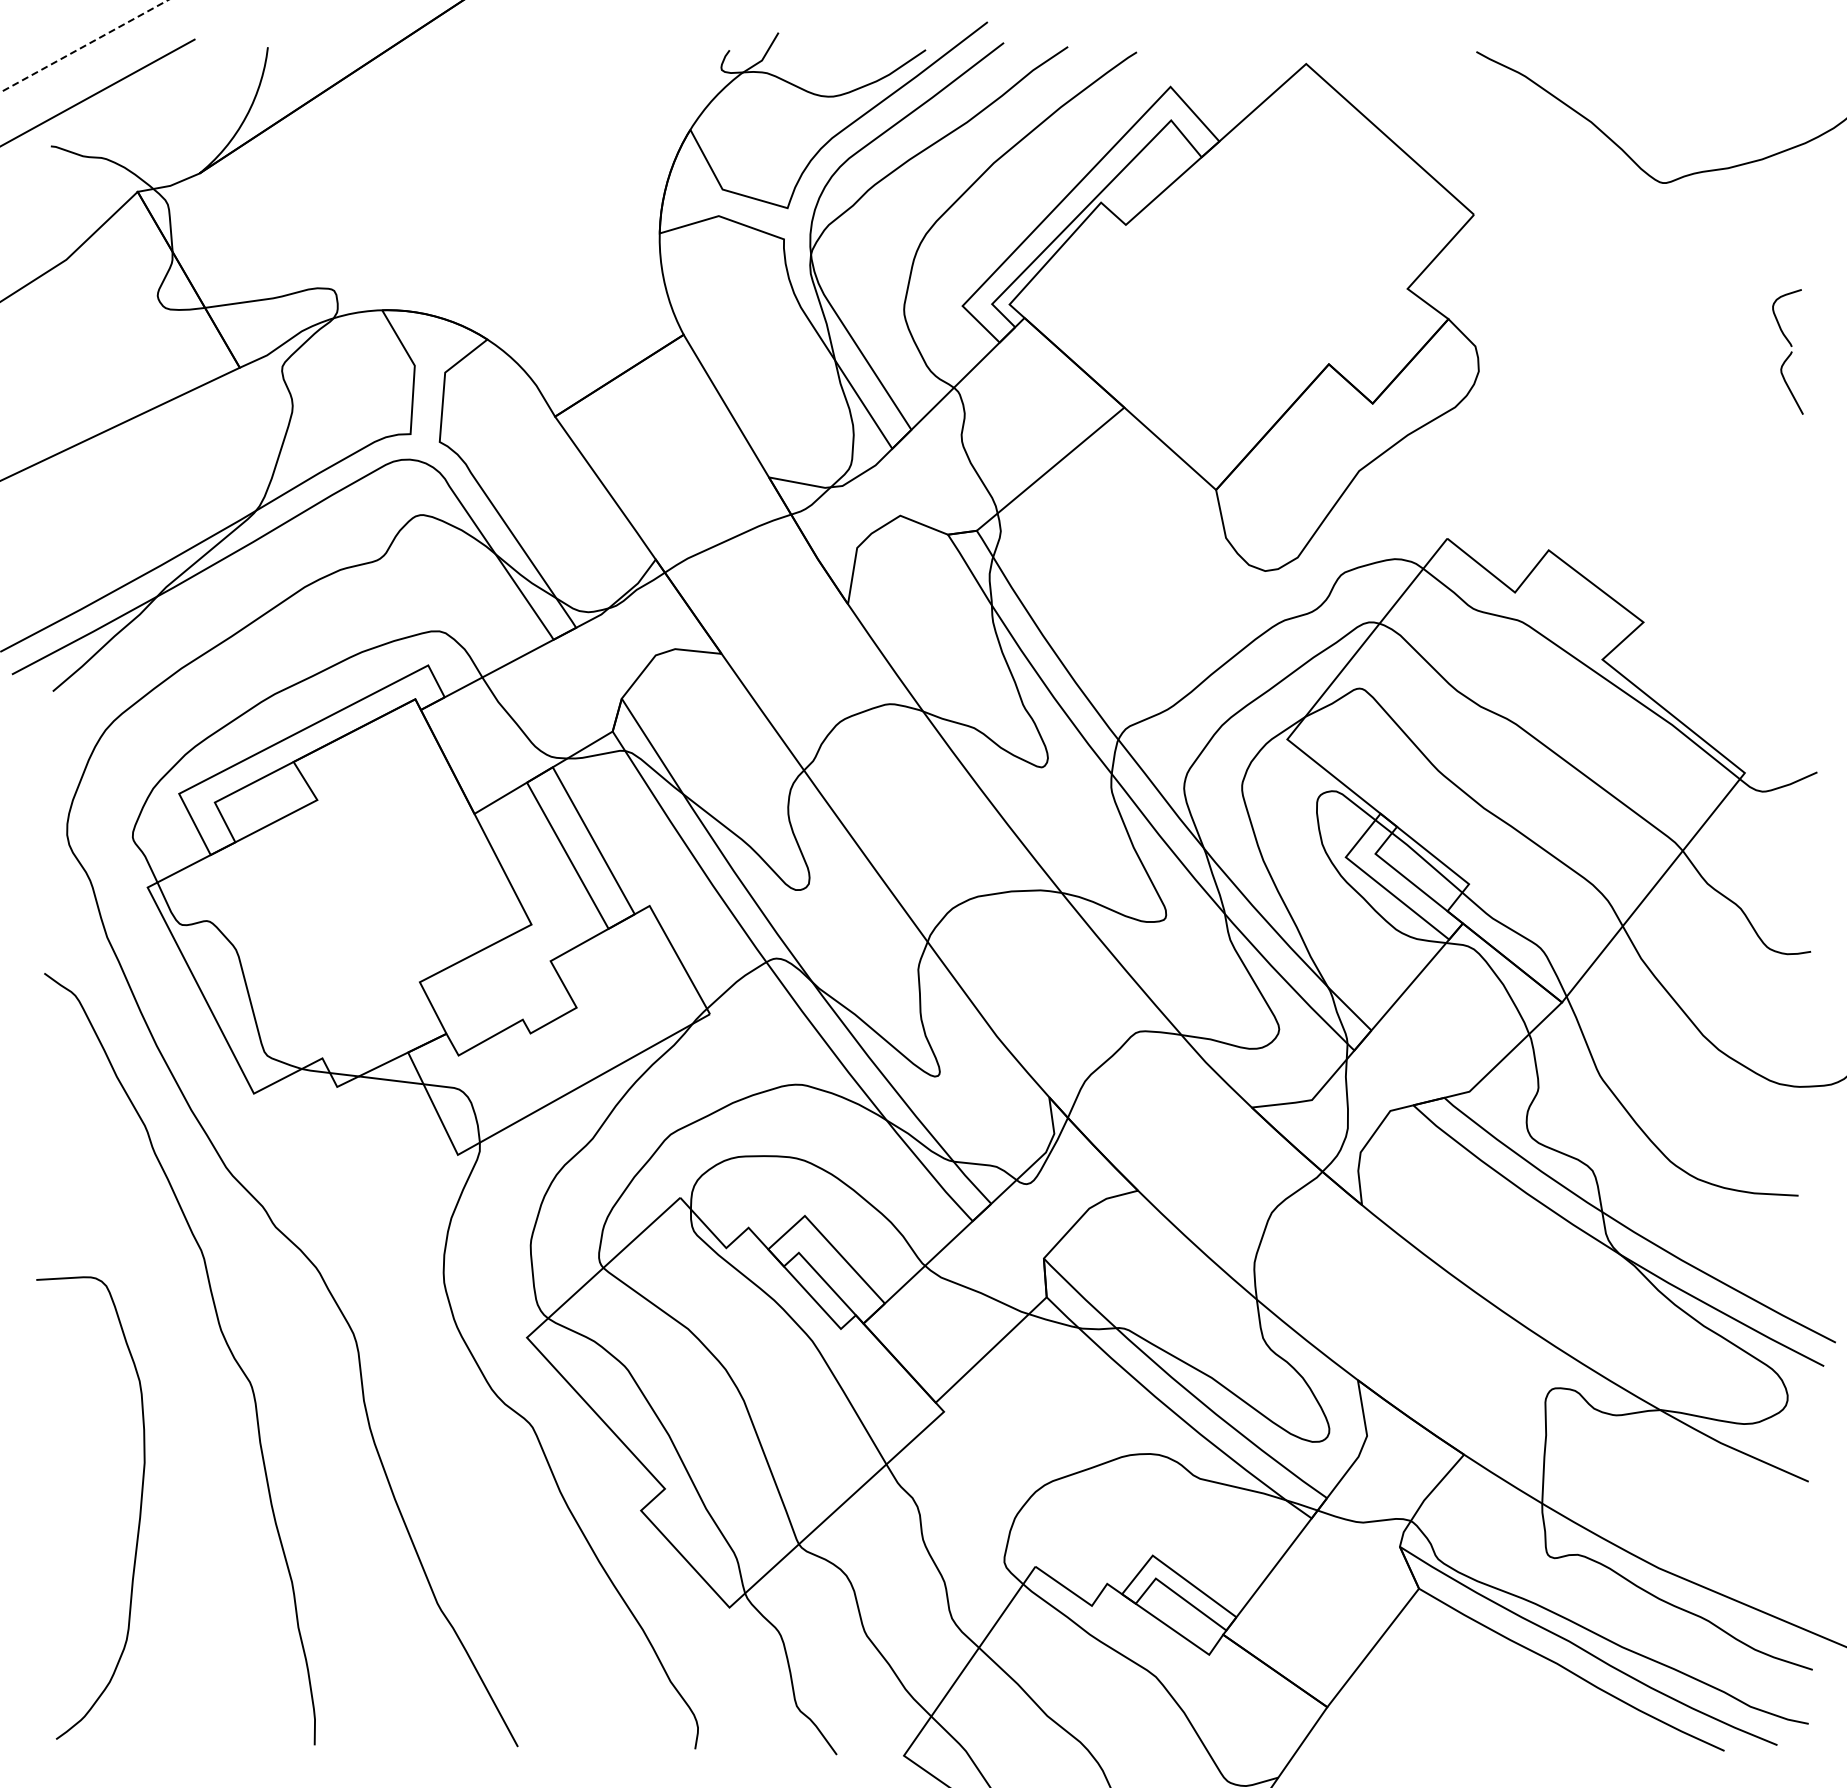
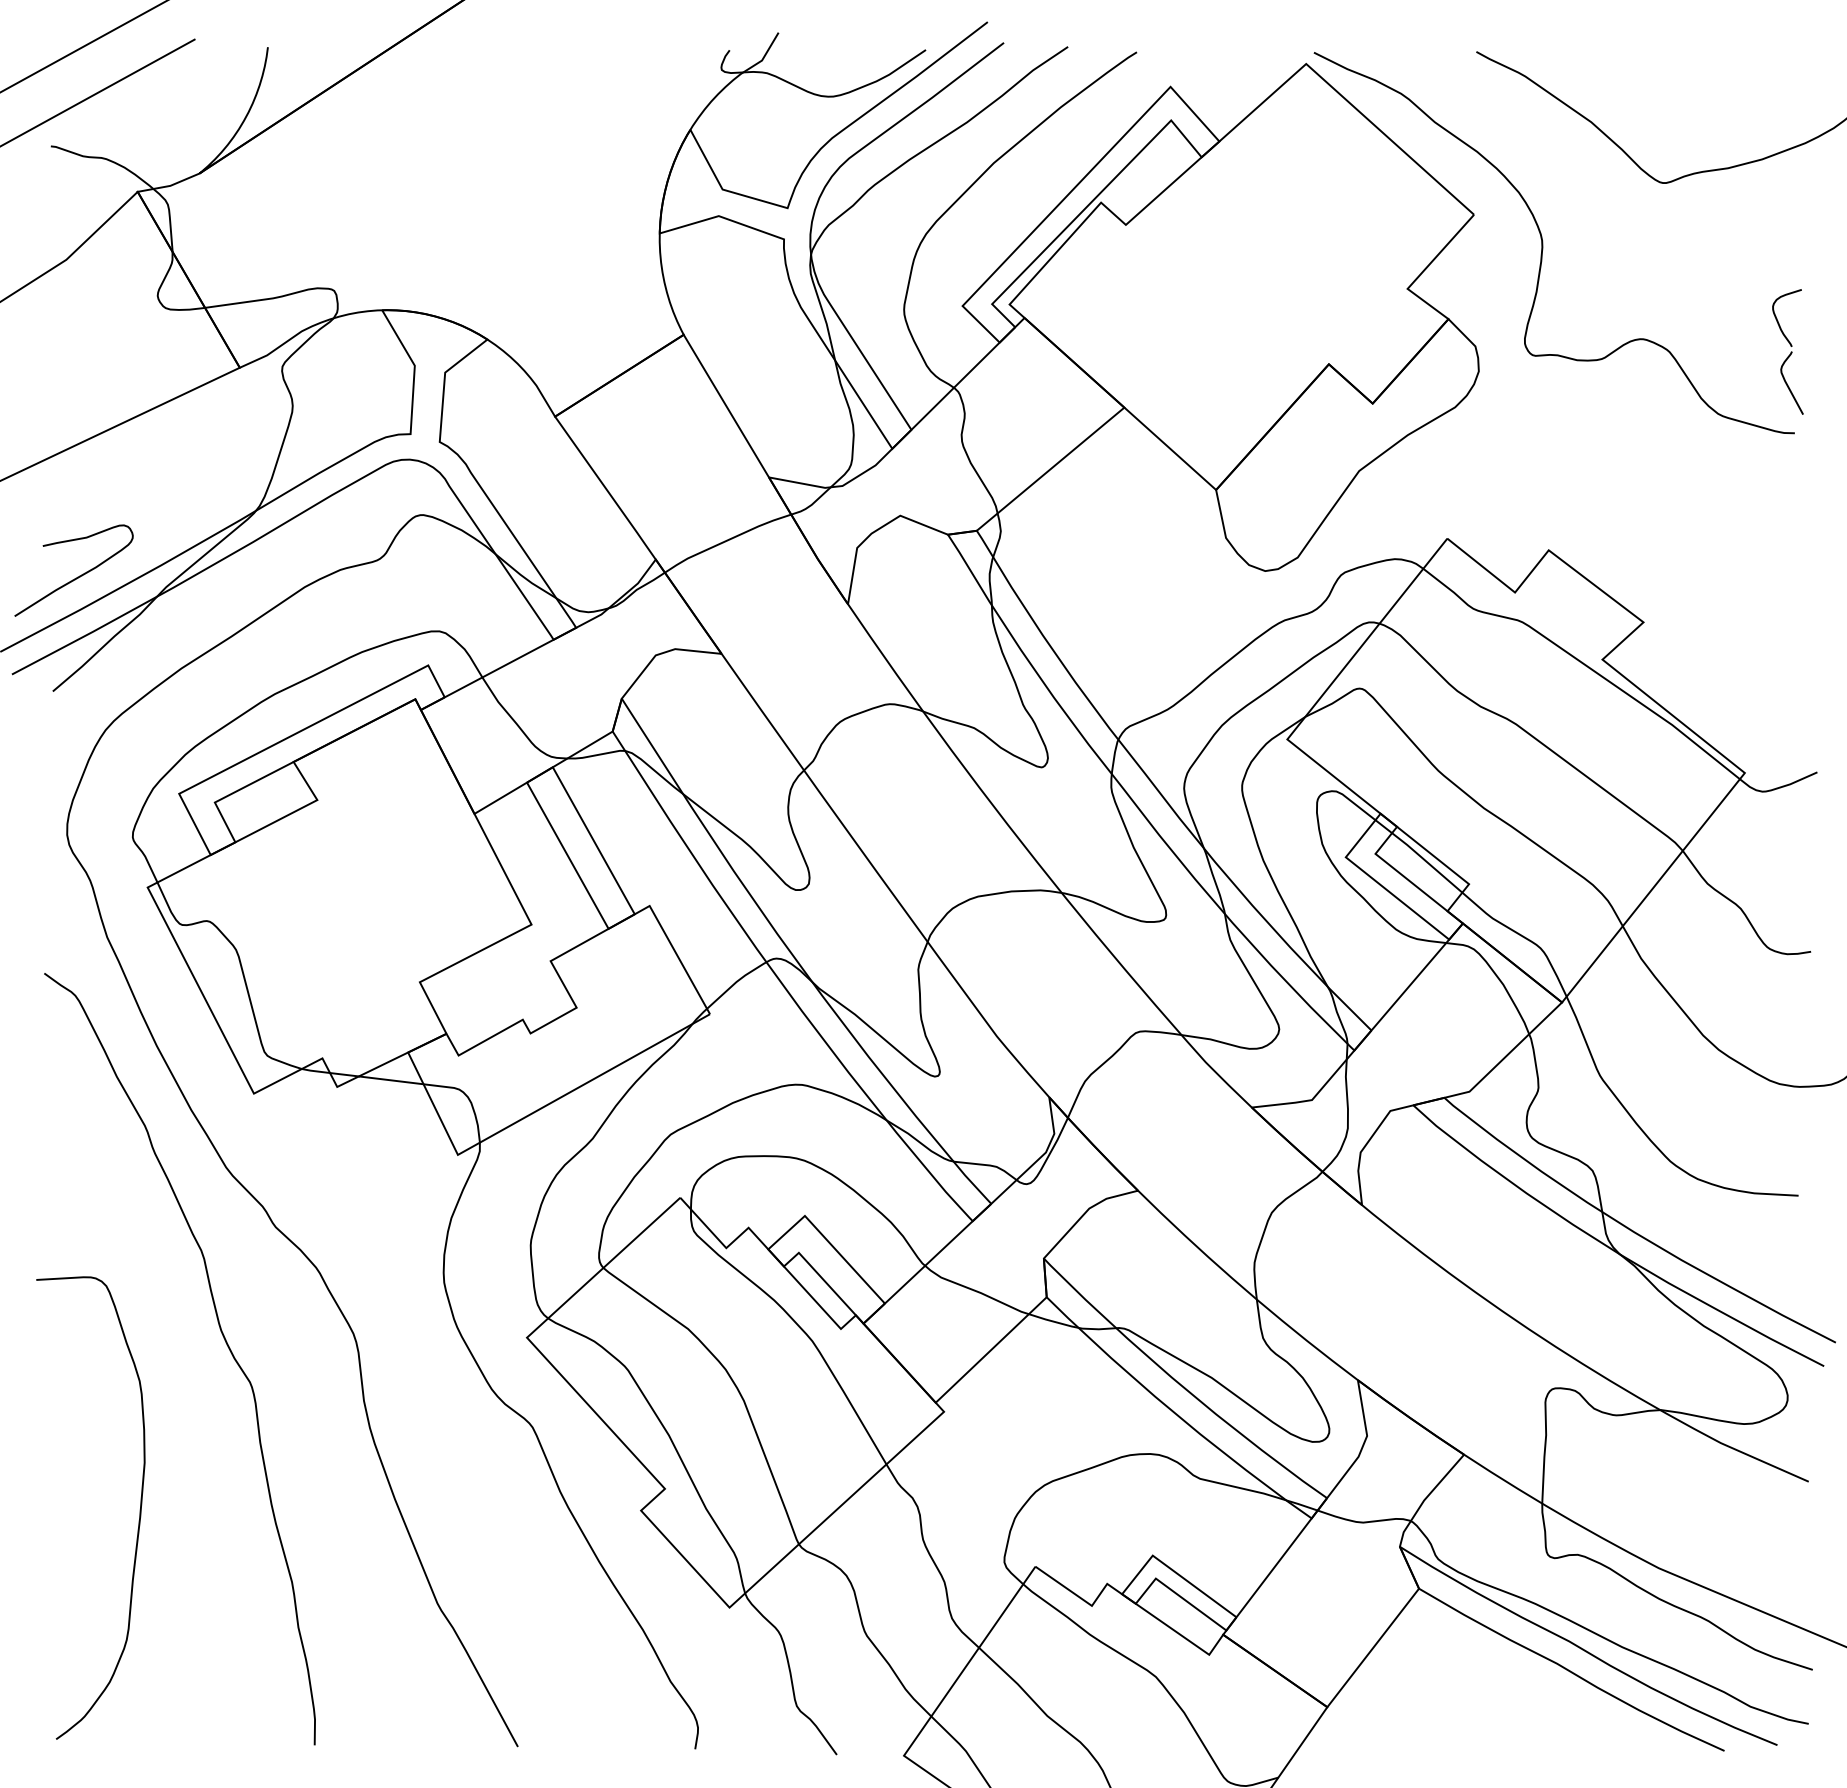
line: dashed -> solid (84, 46)
curve: none -> present (1543, 243)
curve: none -> present (77, 576)
